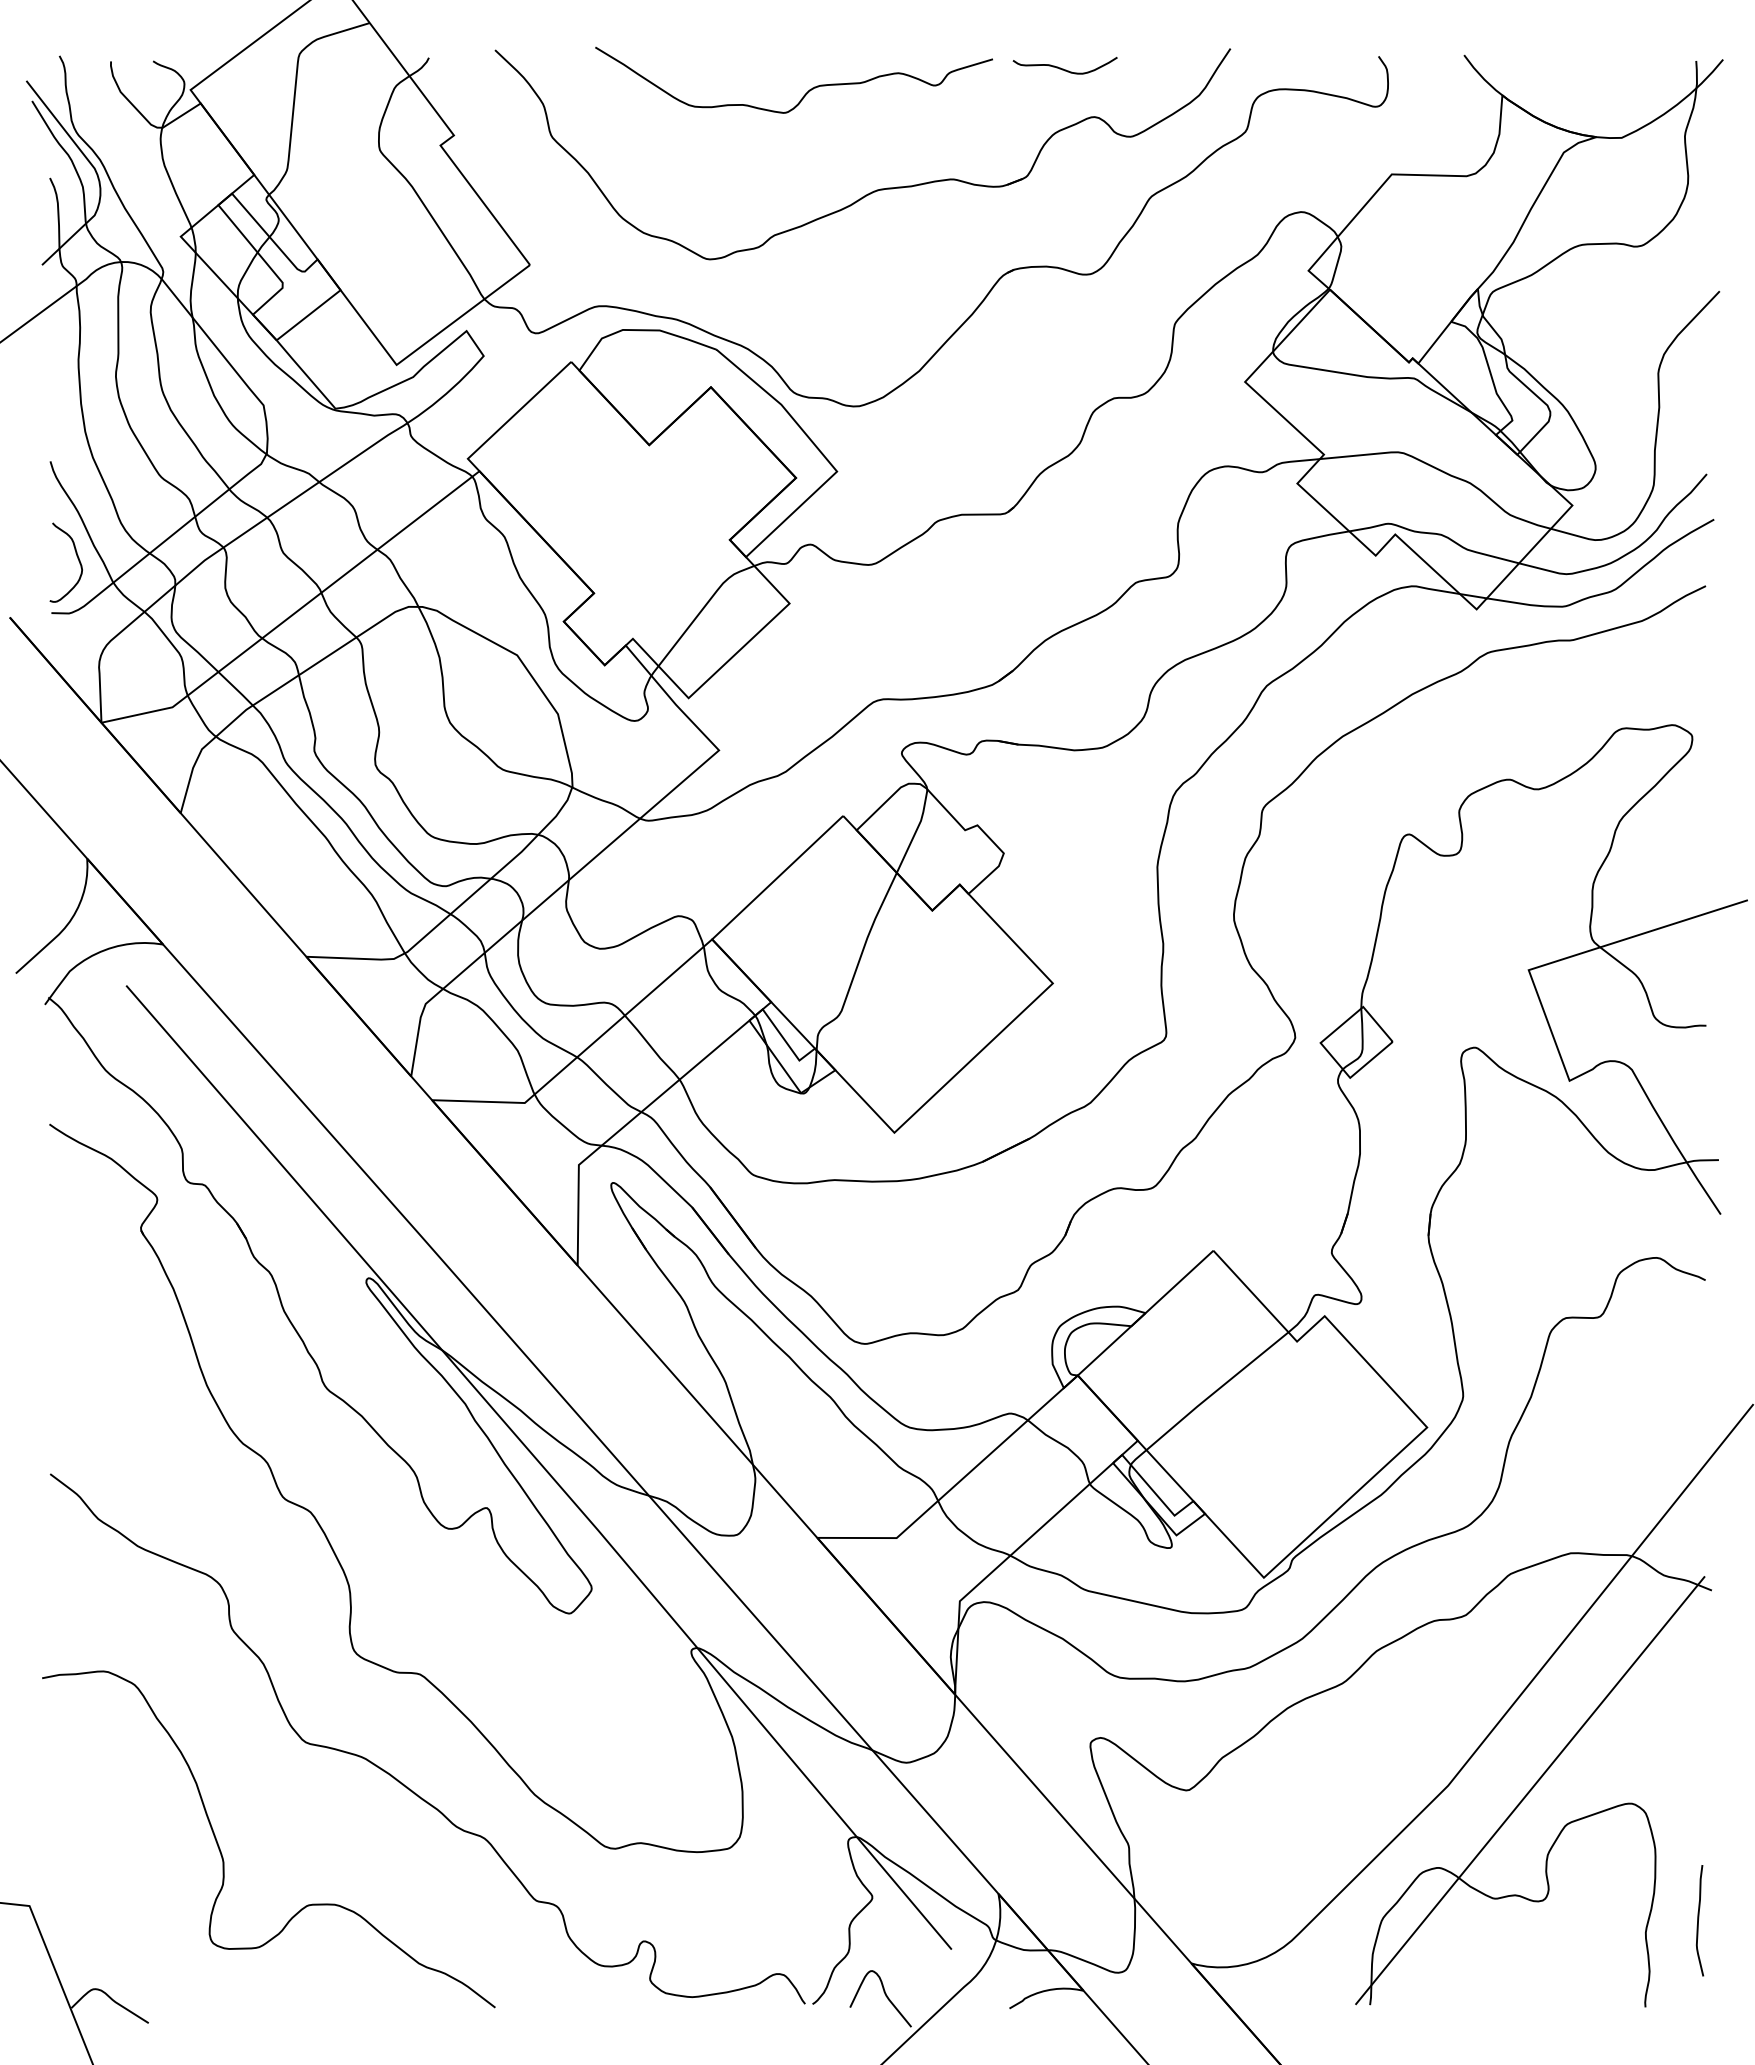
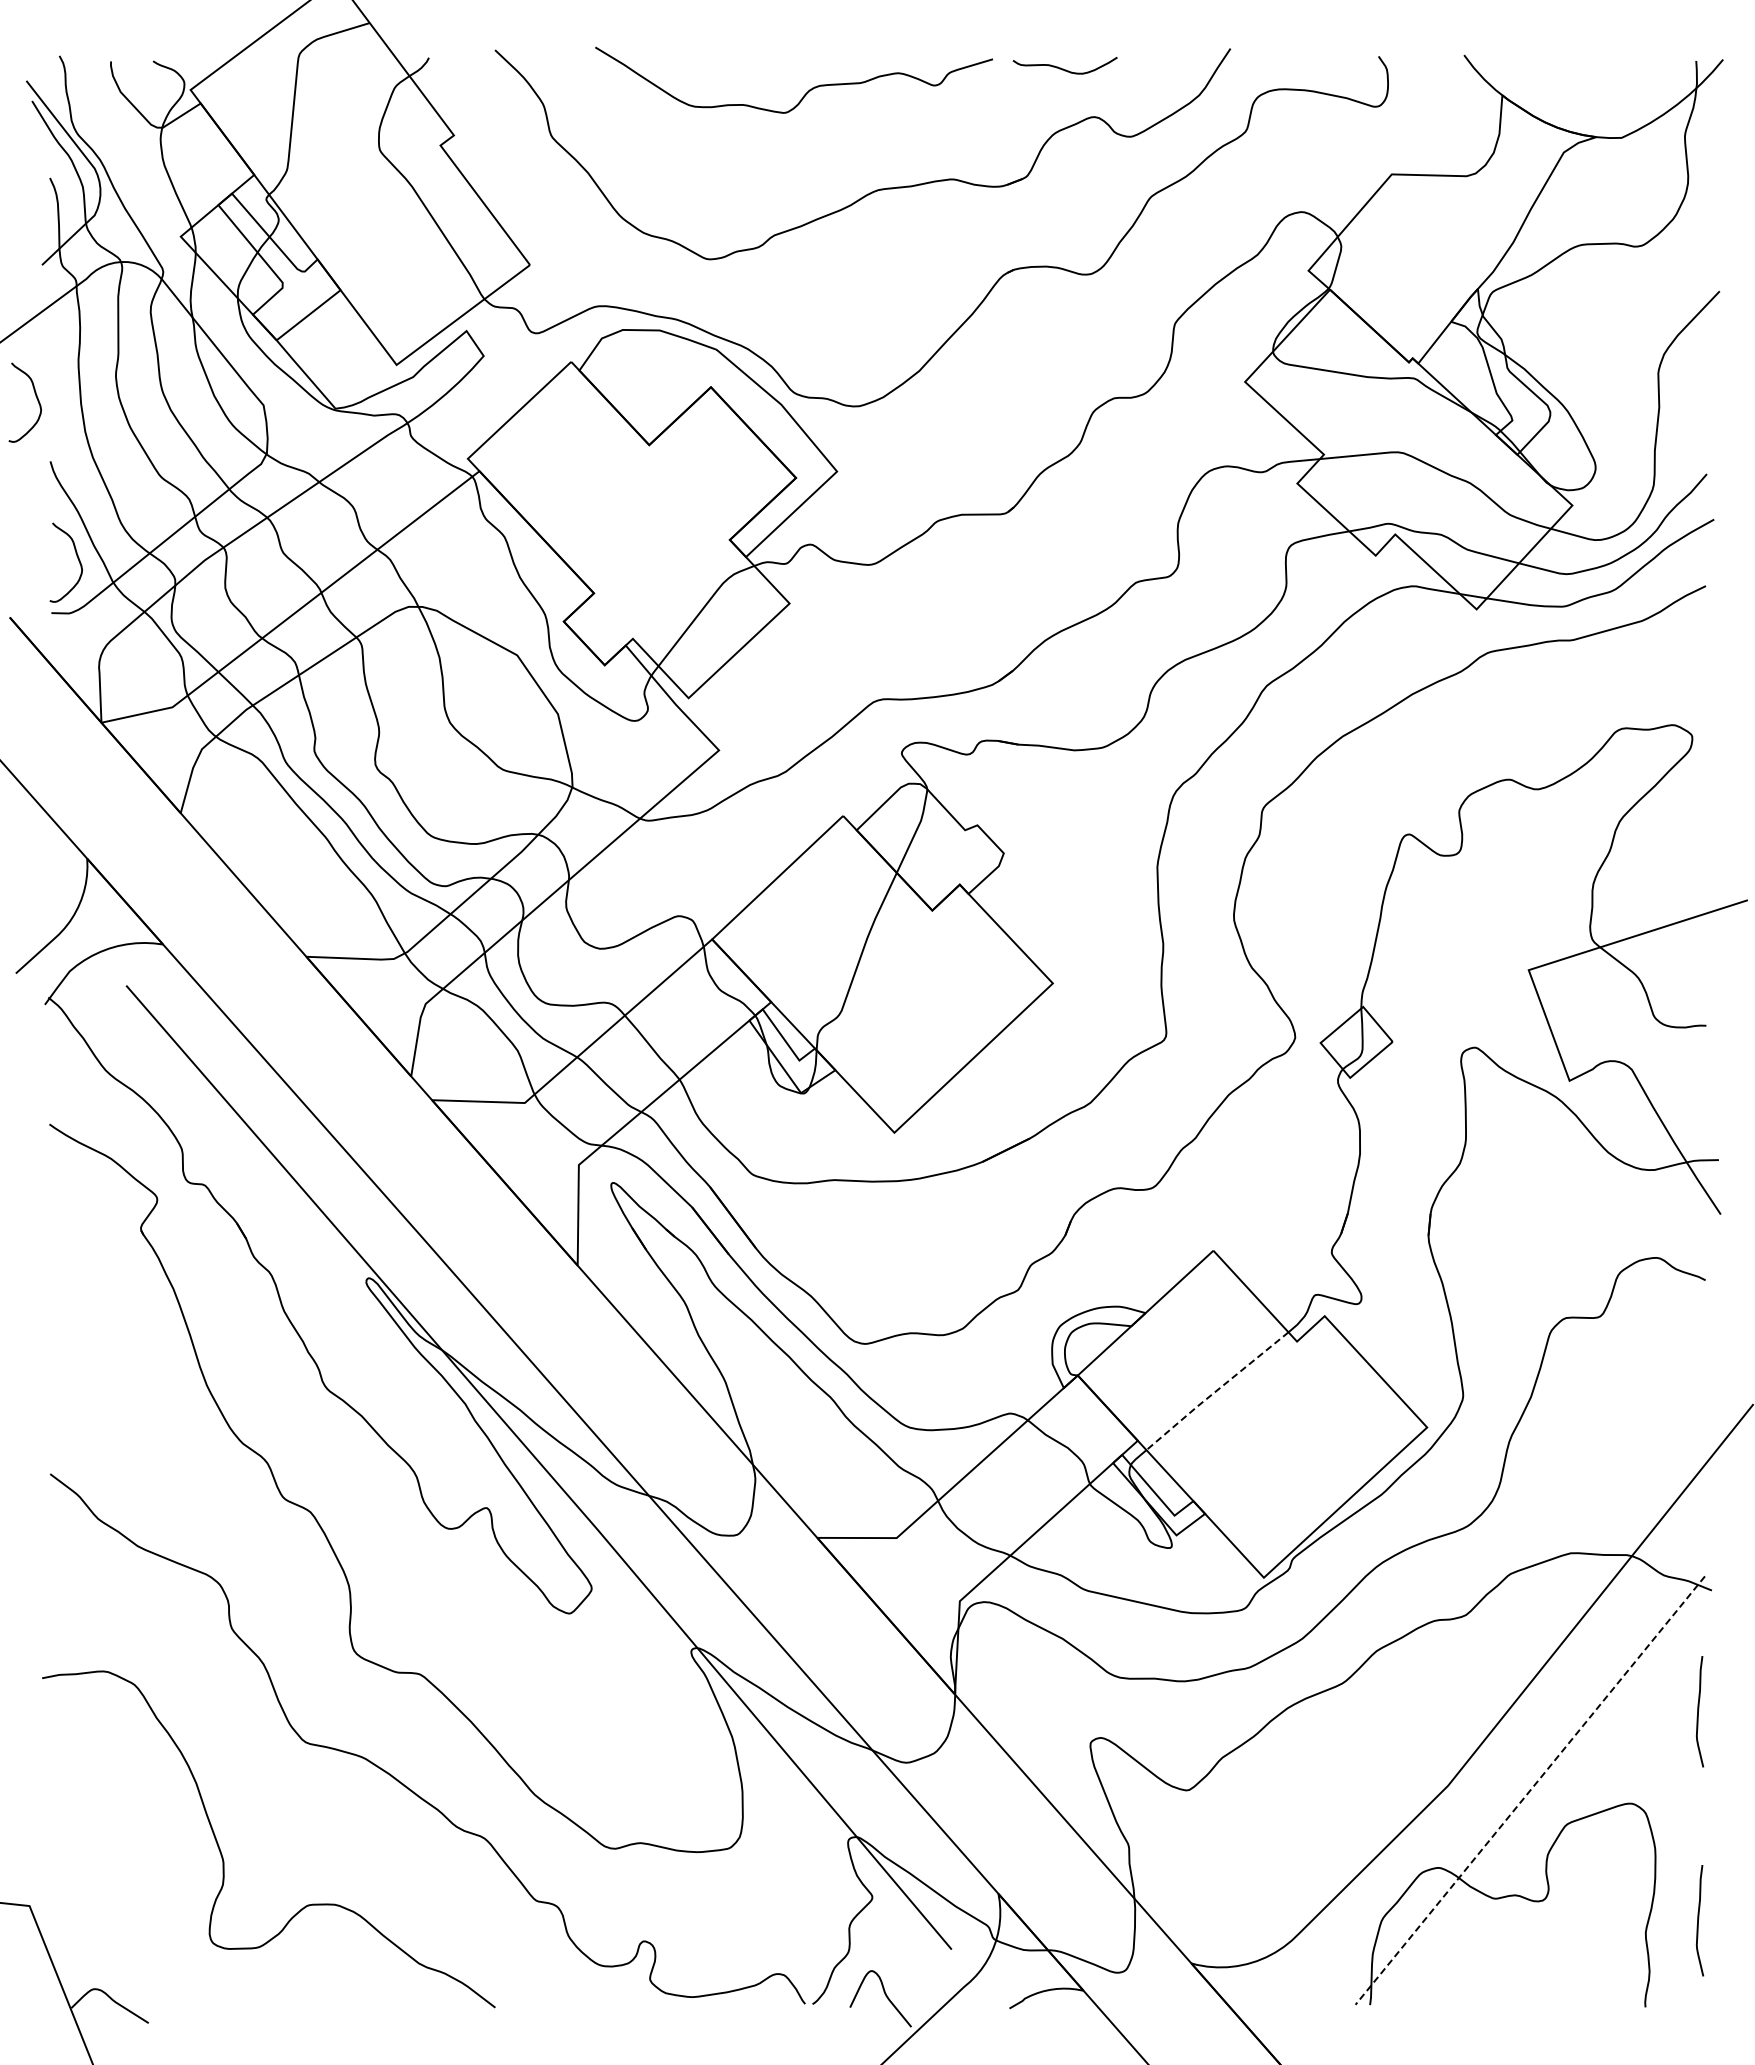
curve: none -> present (35, 396)
line: solid -> dashed (1216, 1390)
curve: none -> present (1698, 1711)
line: solid -> dashed (1529, 1790)
